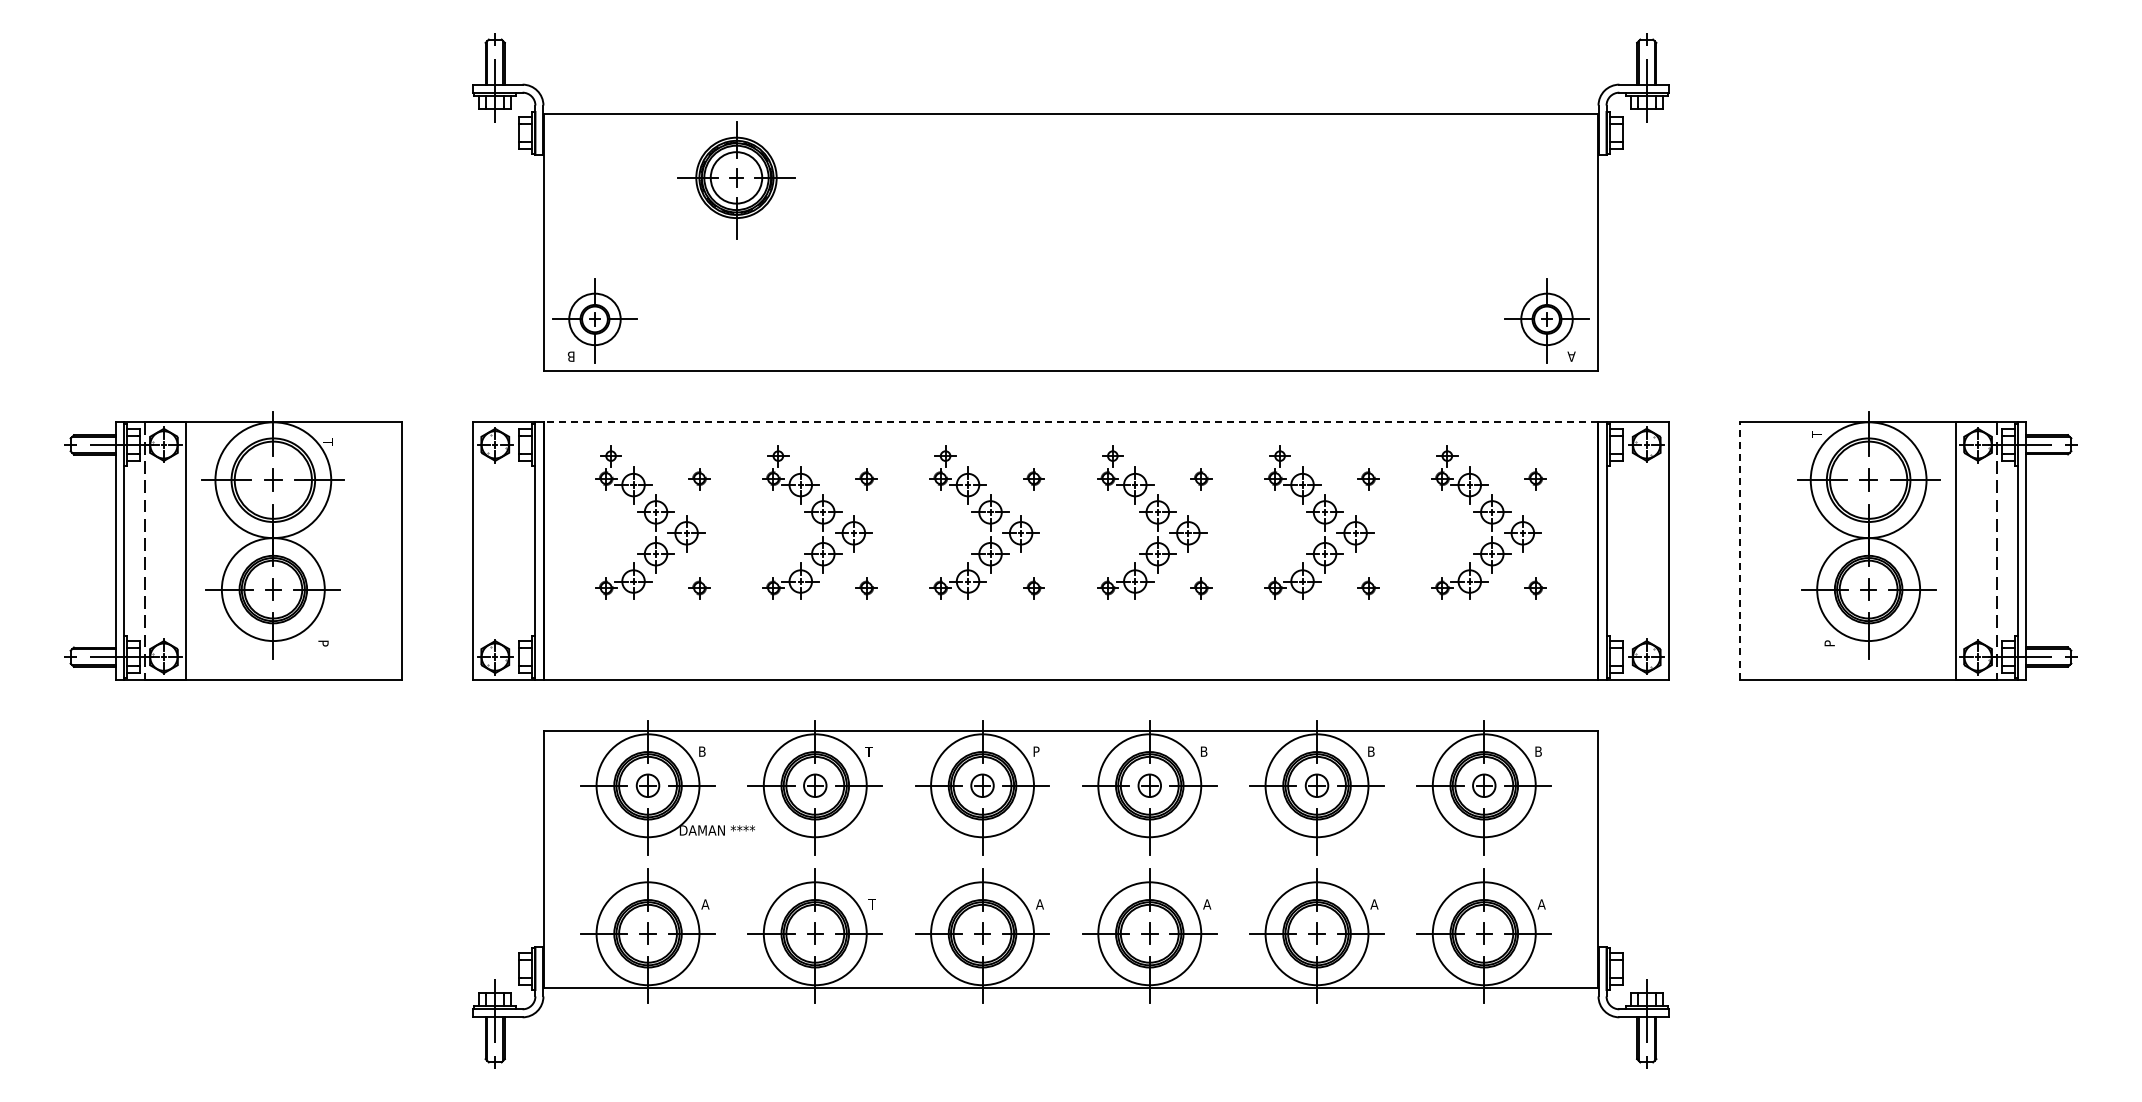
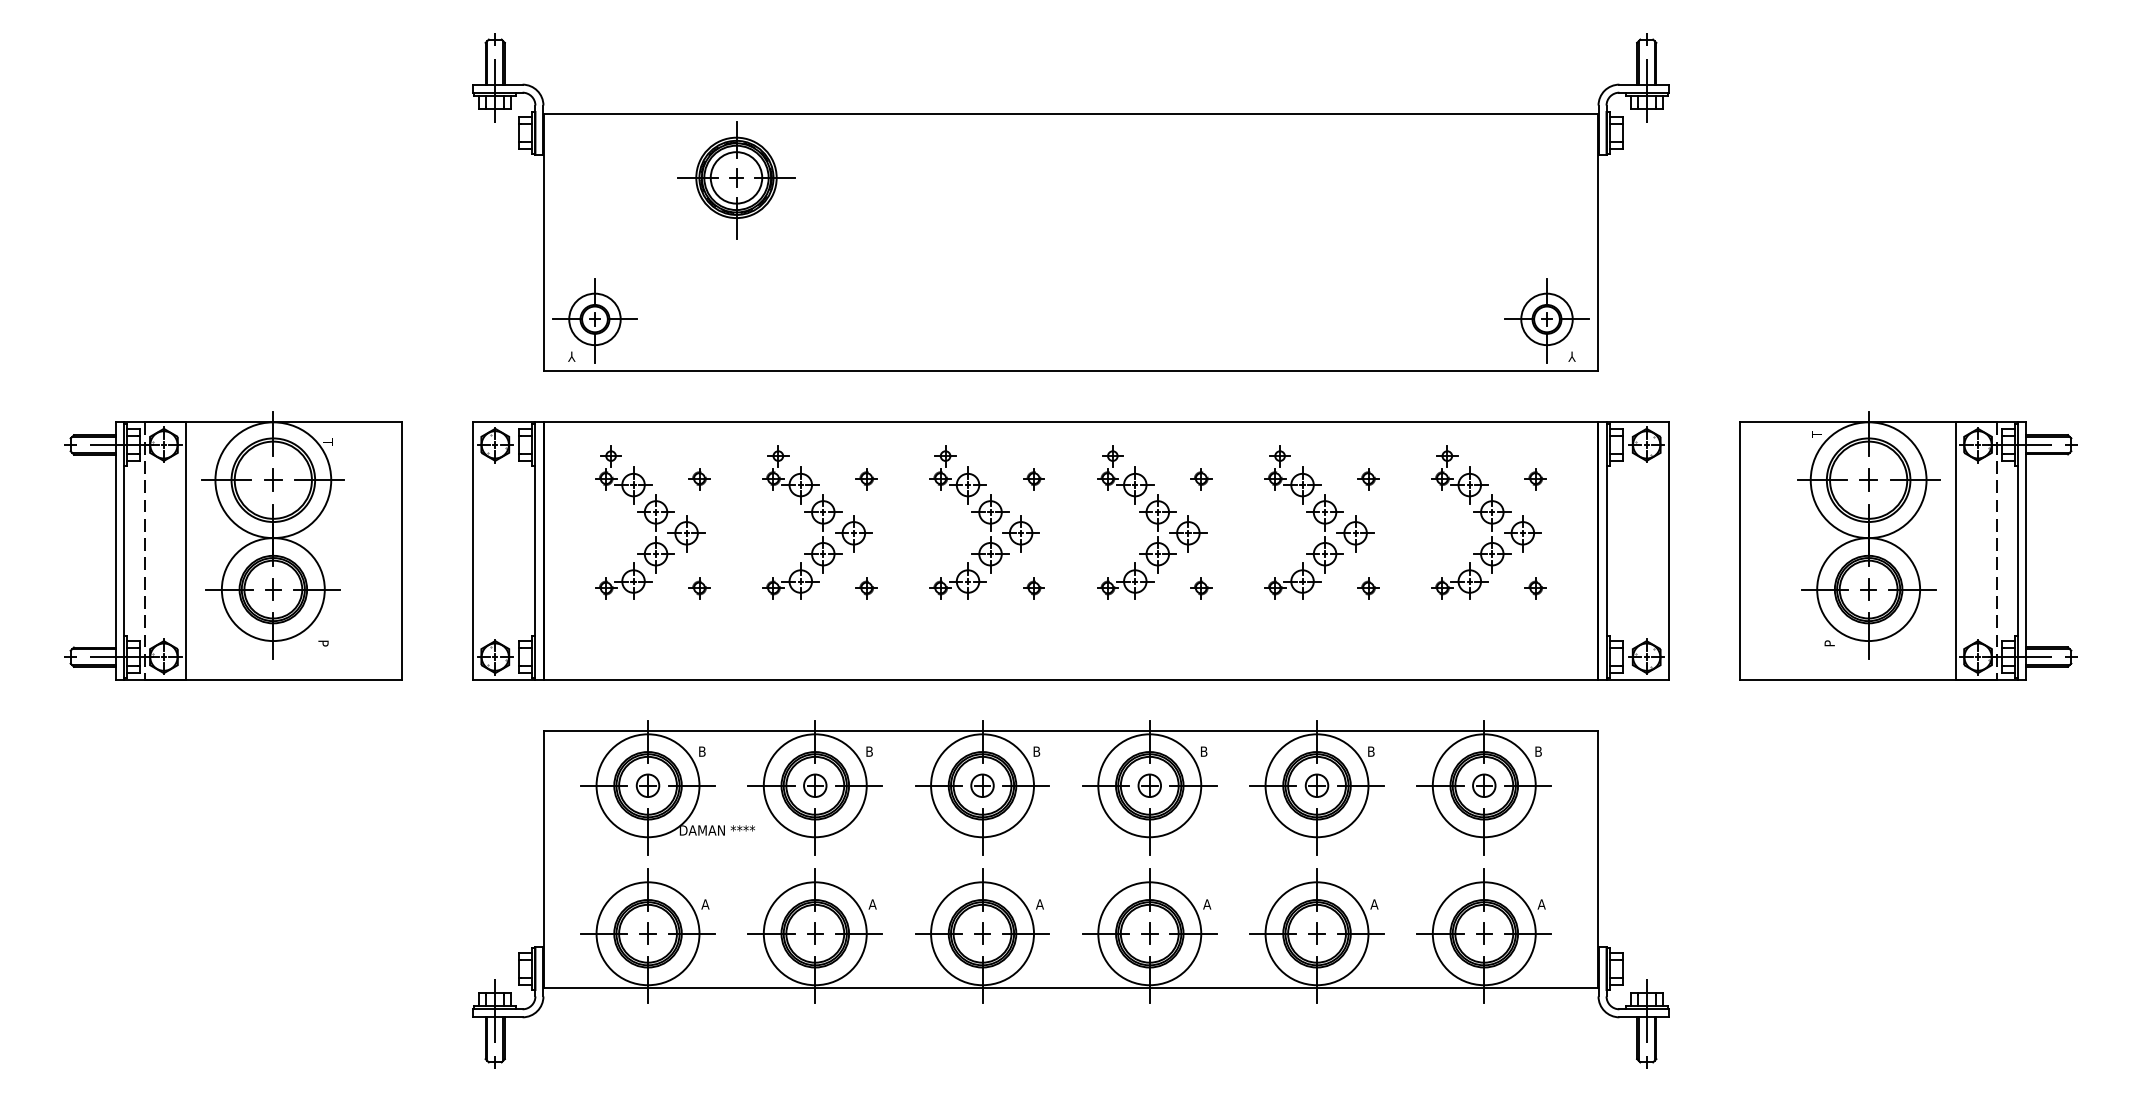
text: B -> Y (571, 356)
text: A -> Y (1571, 356)
line: dashed -> solid (1070, 422)
line: dashed -> solid (1739, 551)
text: T -> B (868, 751)
text: P -> B (1037, 751)
text: T -> A (872, 904)
